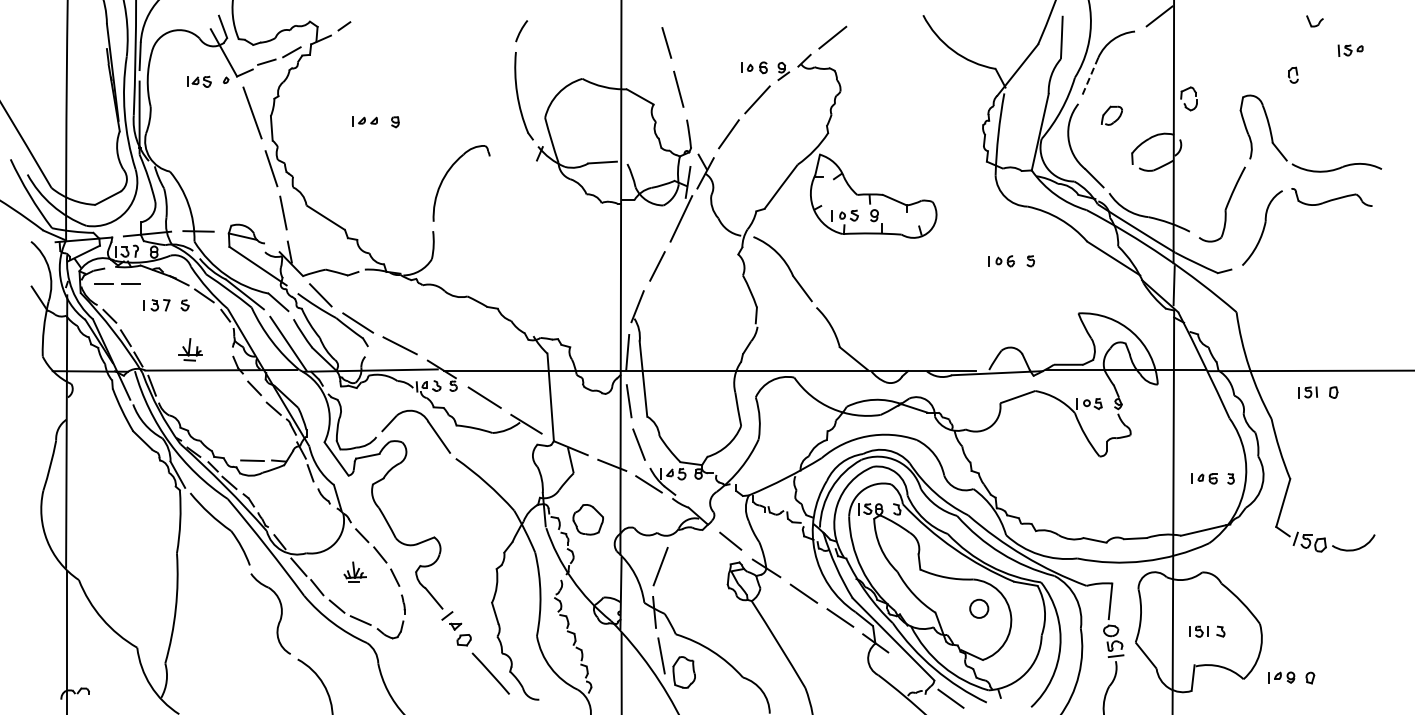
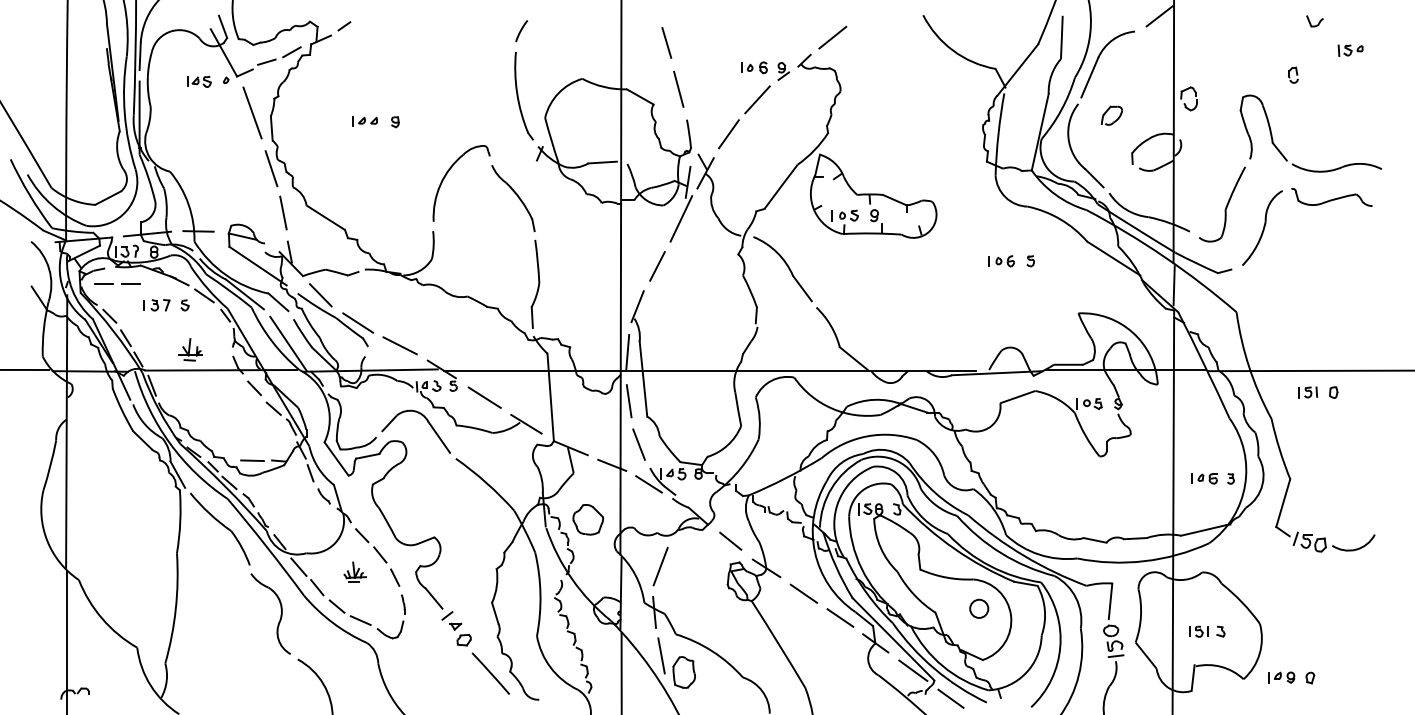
line: dashed -> solid (1089, 77)
part: none -> present (534, 243)
line: none -> present (25, 369)
line: none -> present (913, 670)
